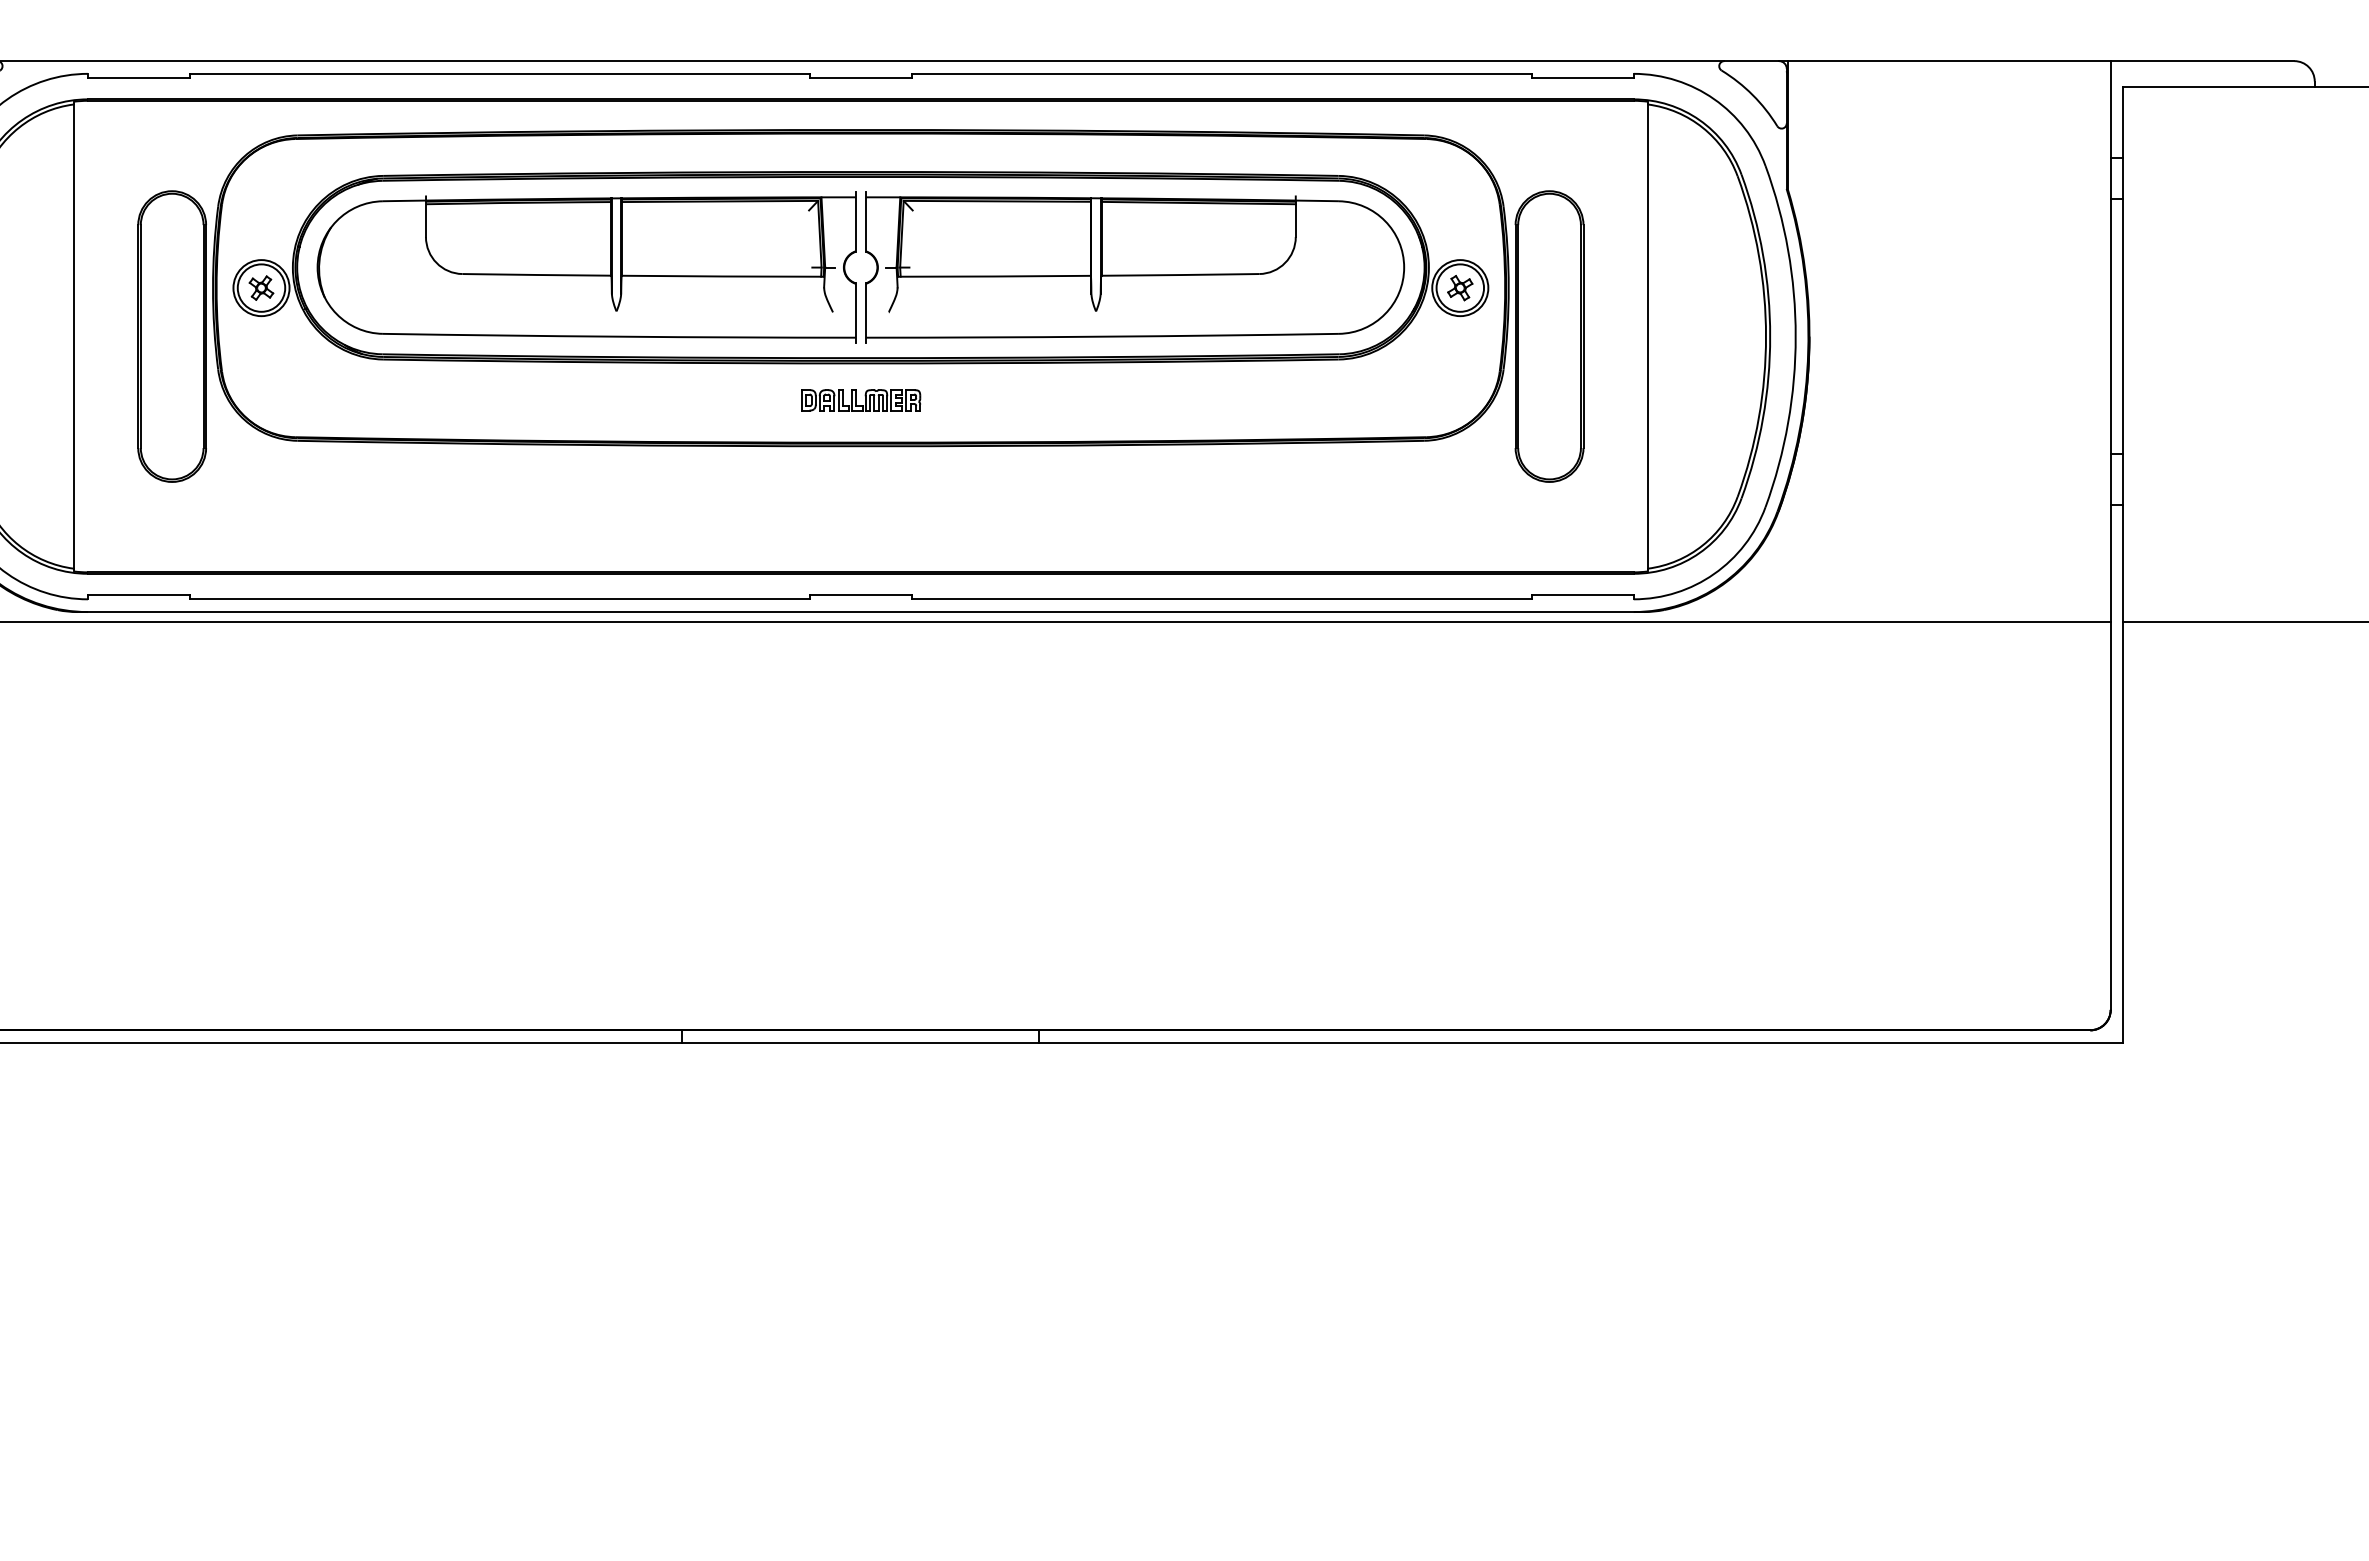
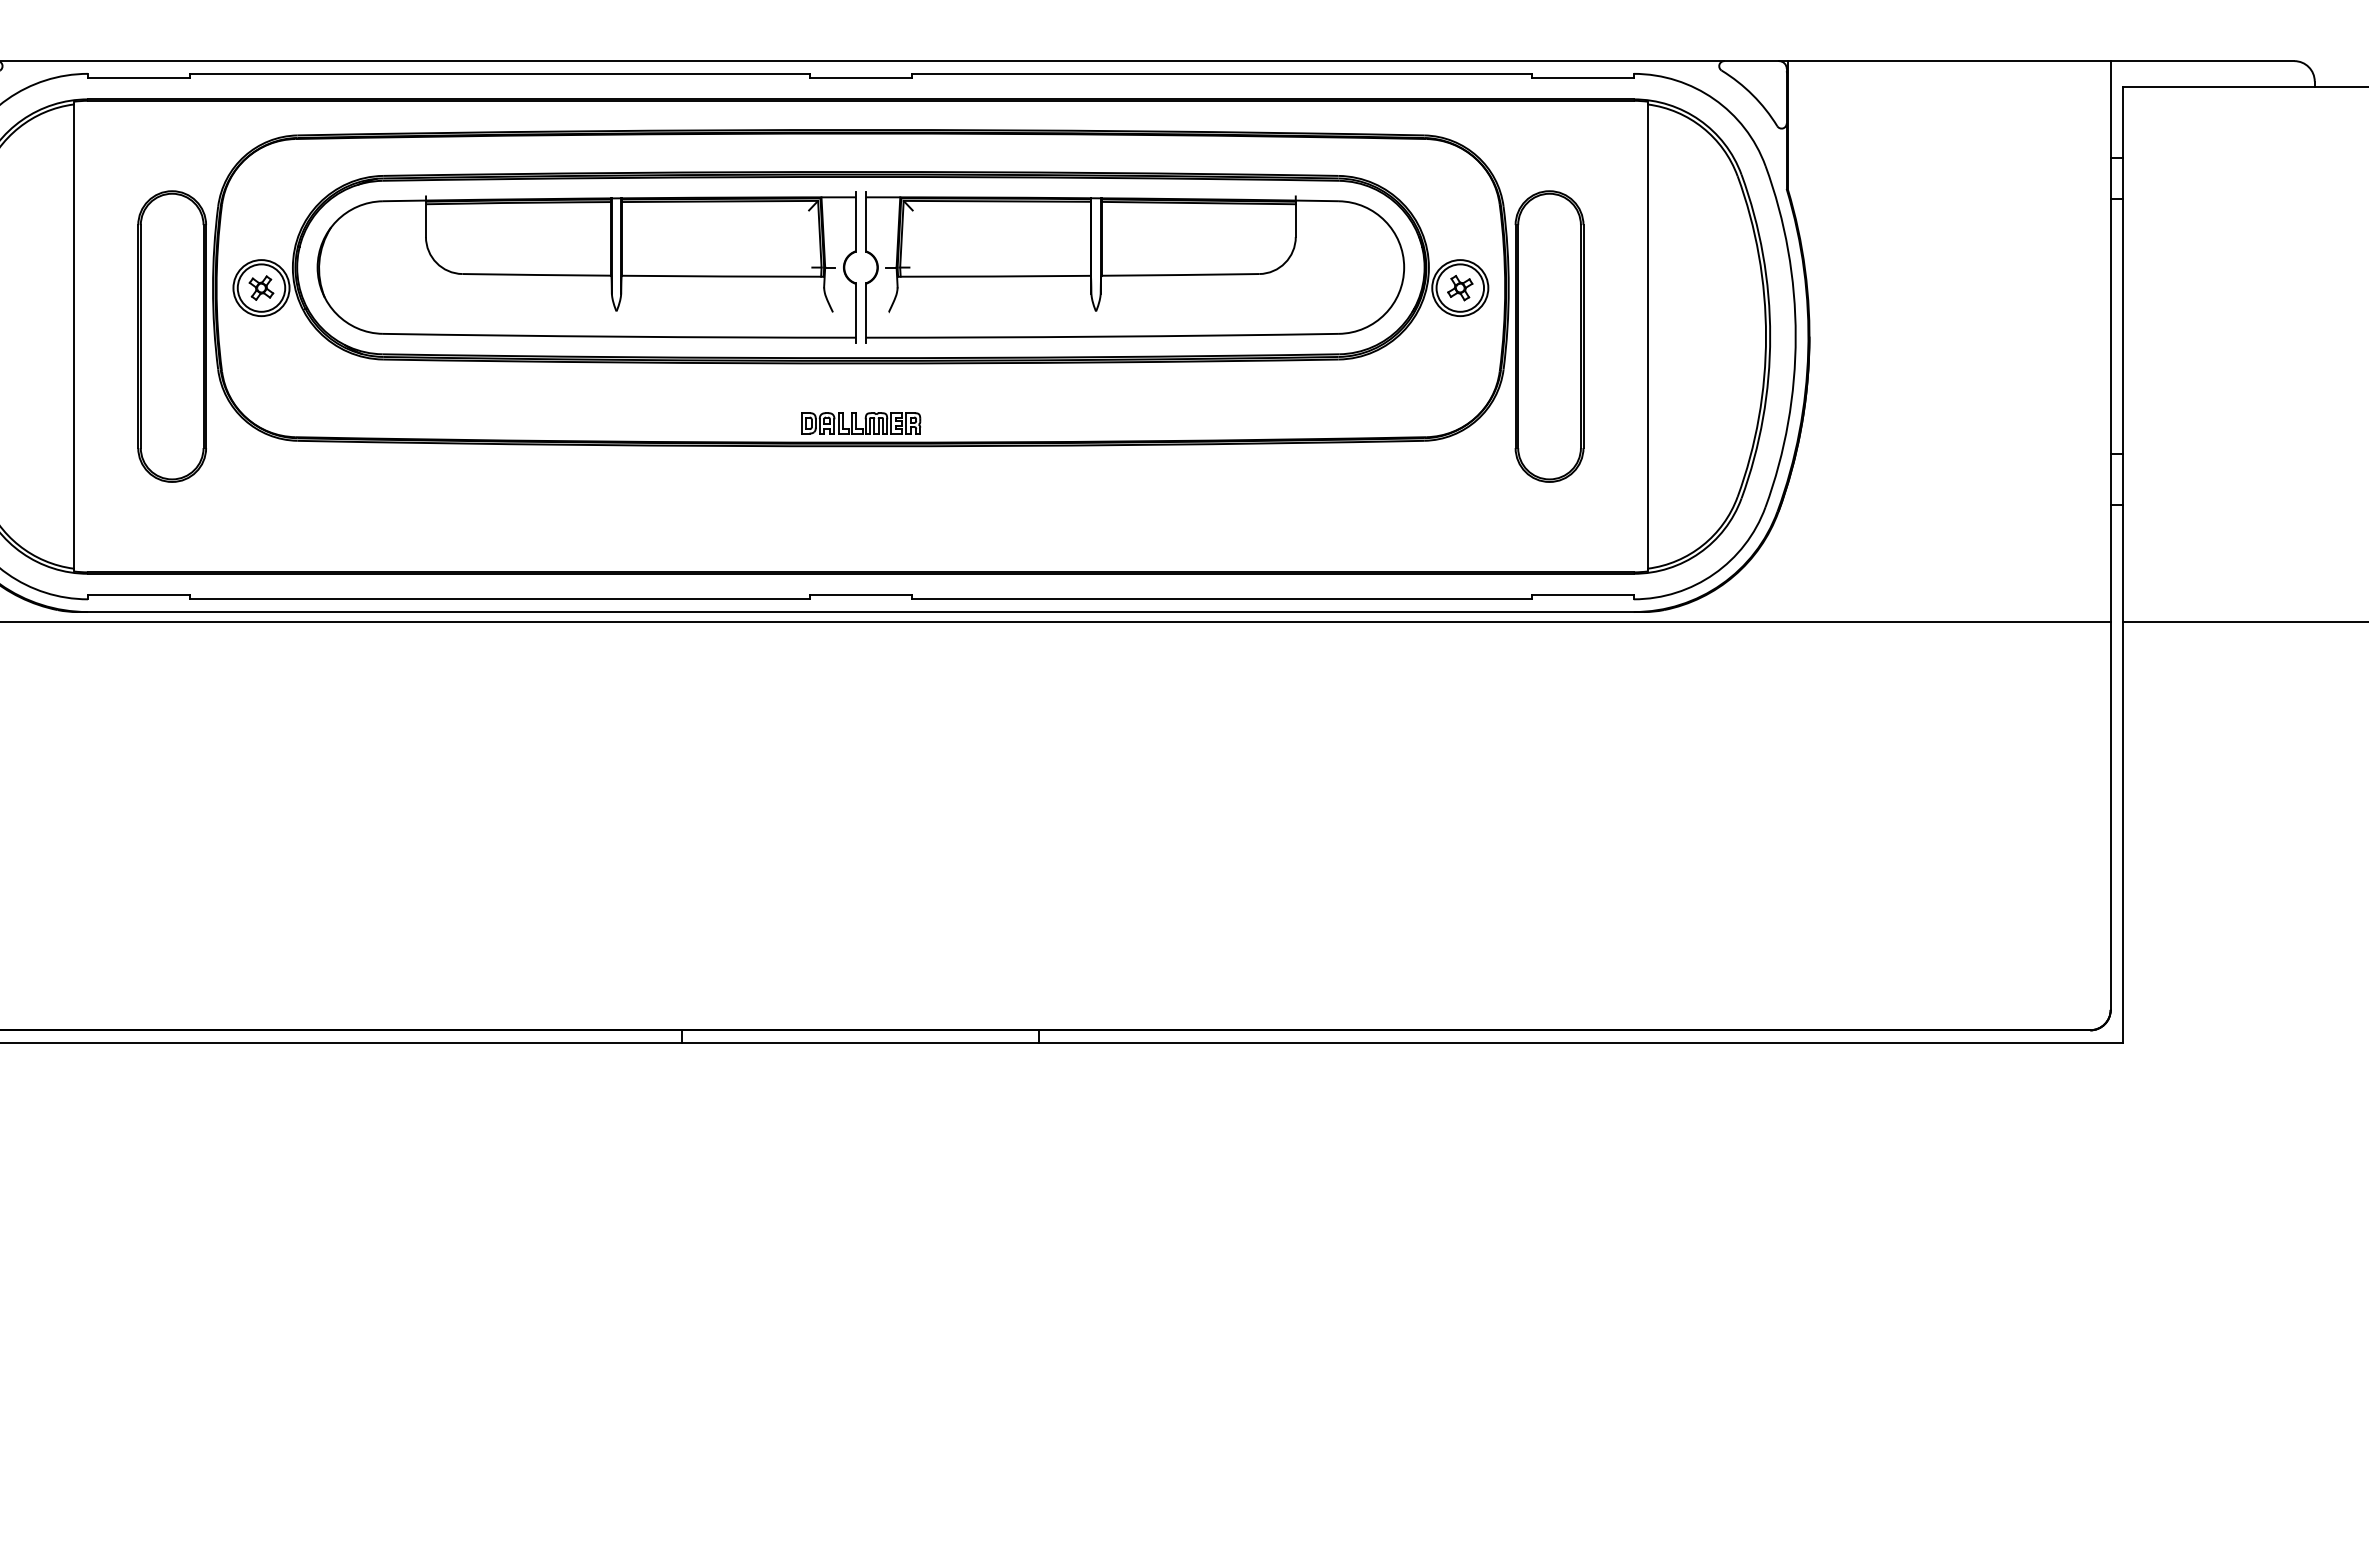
part position: (861, 400) -> (861, 423) (861, 423)
